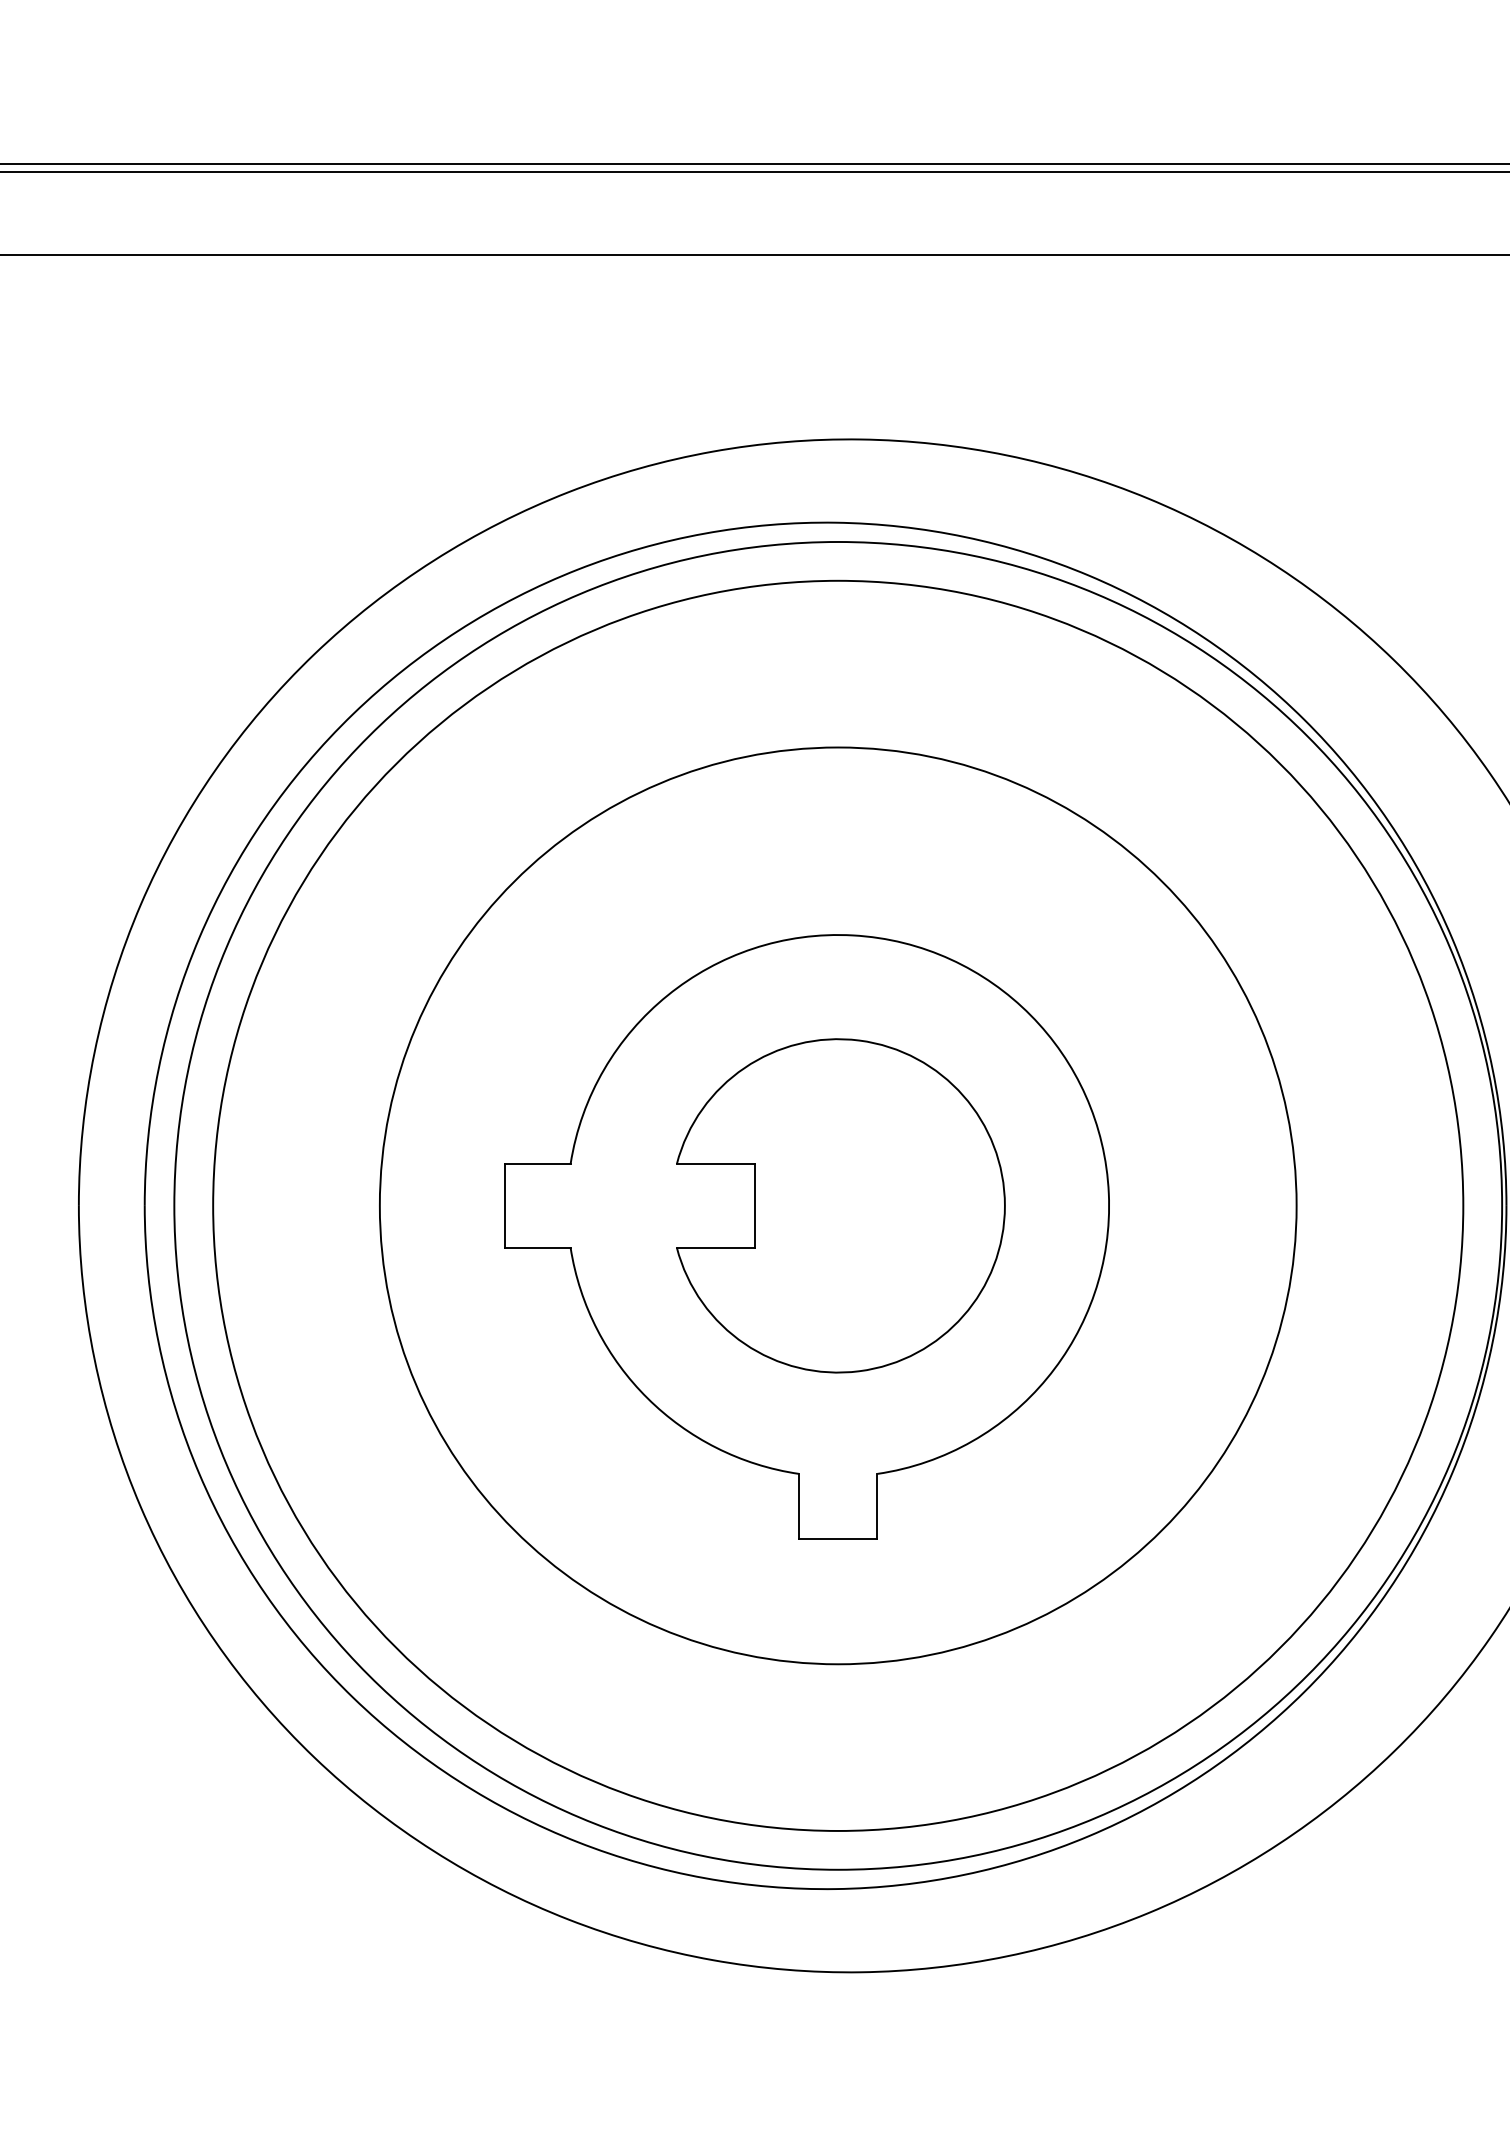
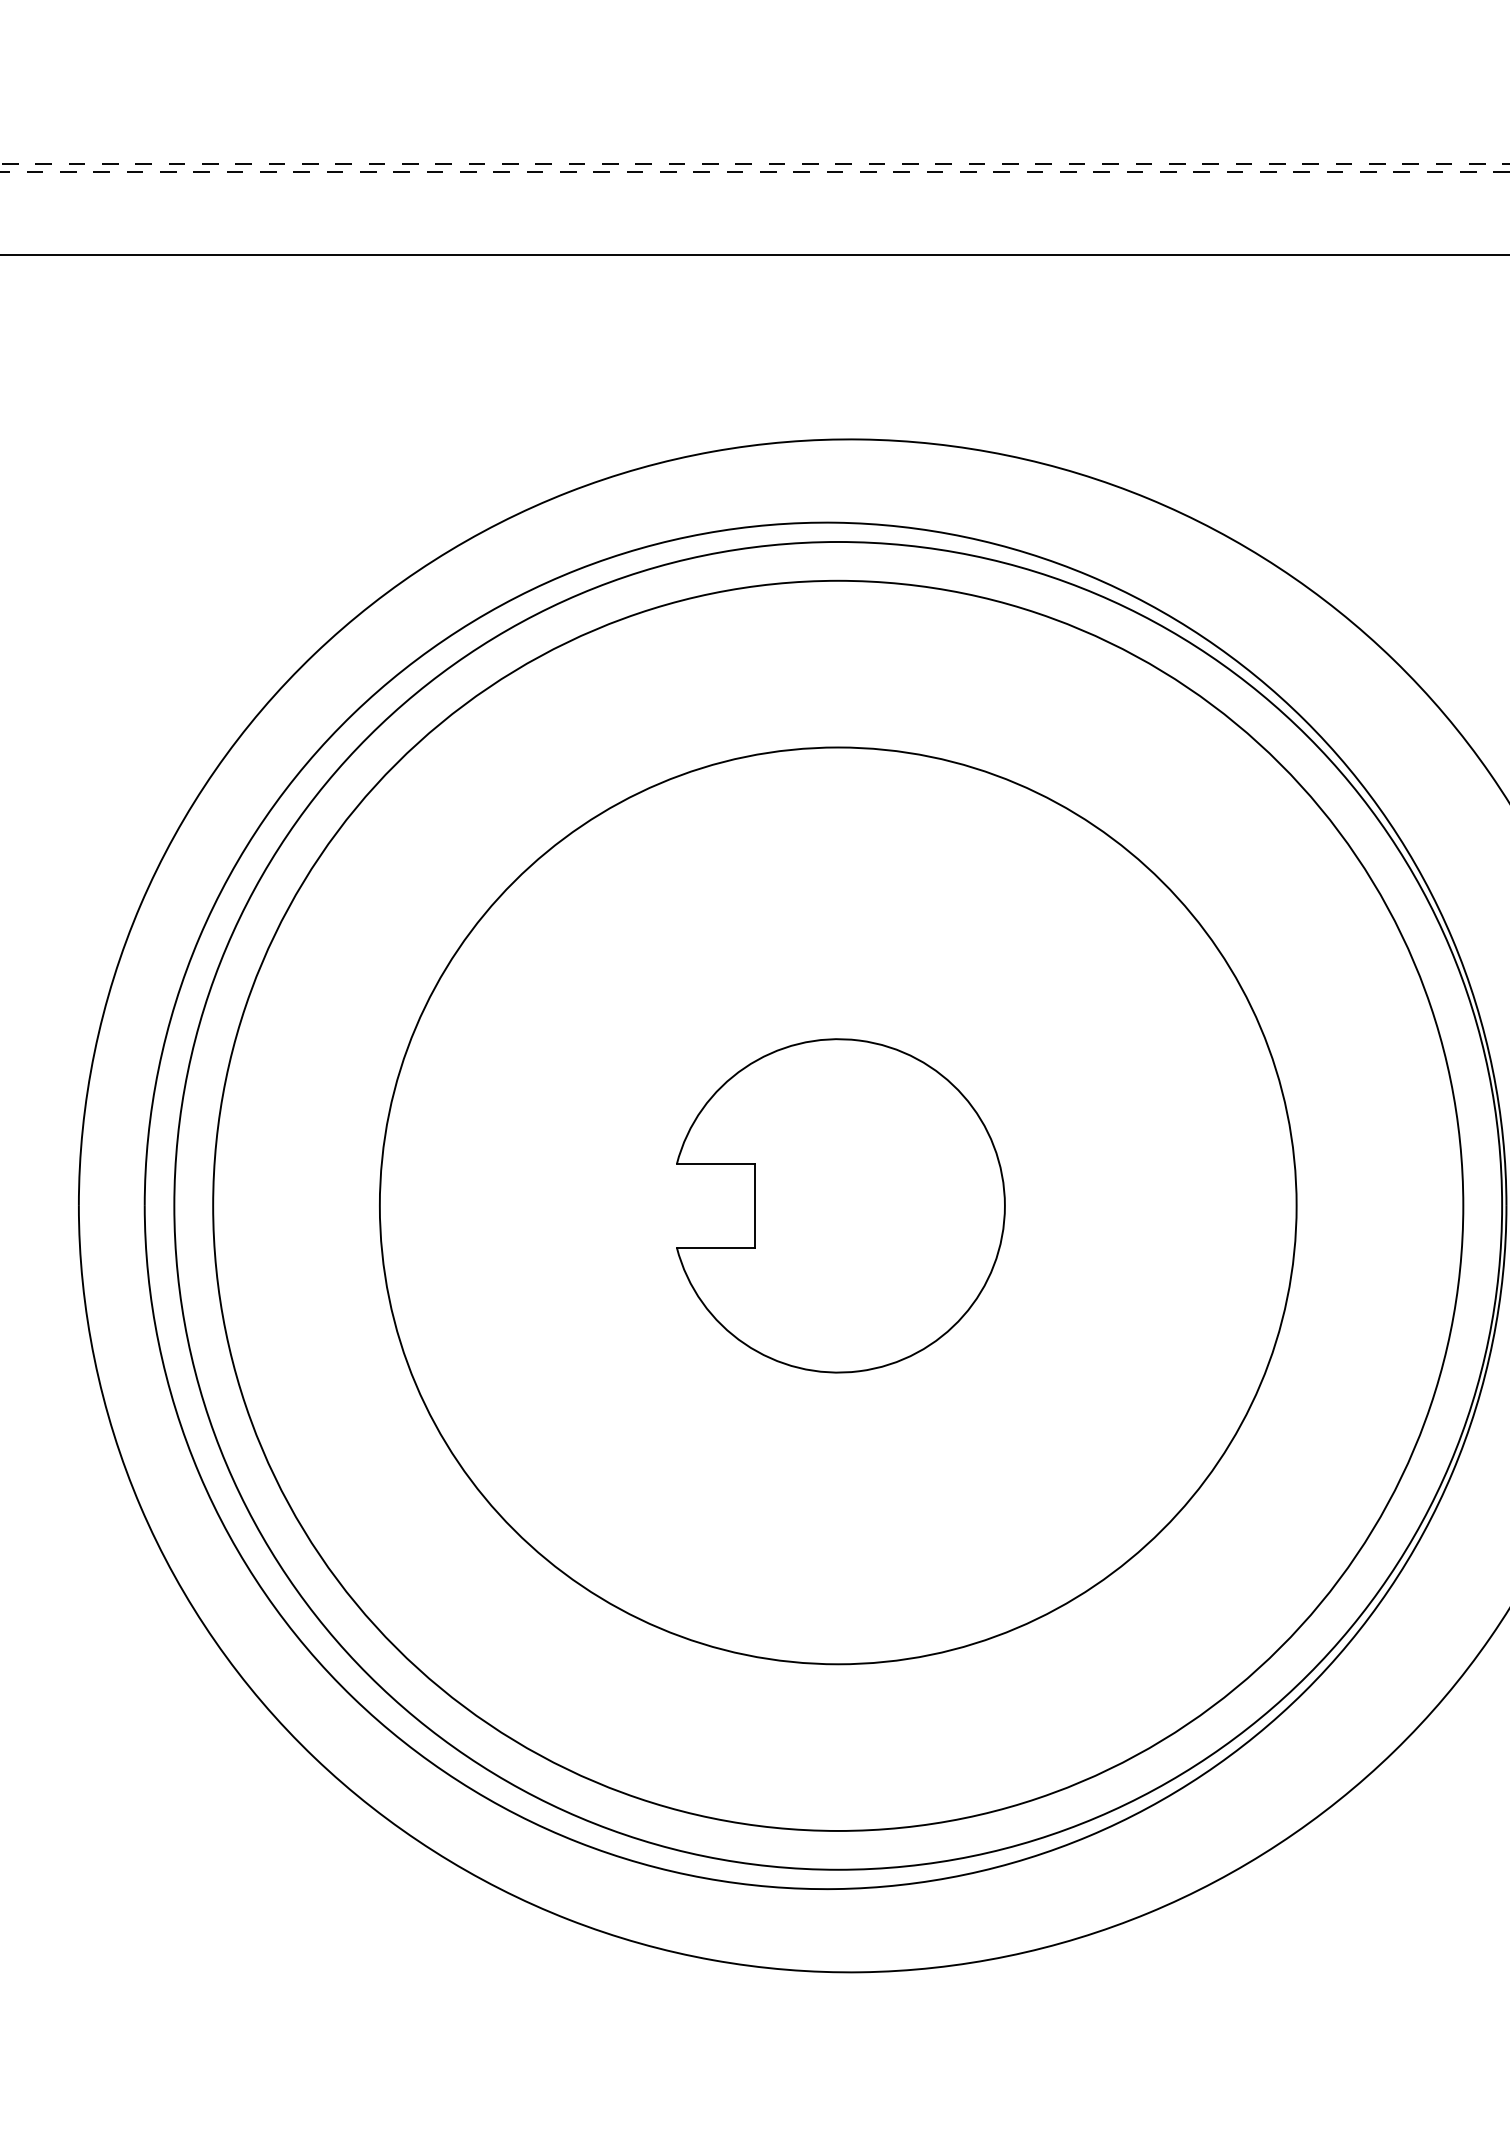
line: solid -> dashed (755, 164)
line: solid -> dashed (754, 172)
part: present -> none (806, 1236)
